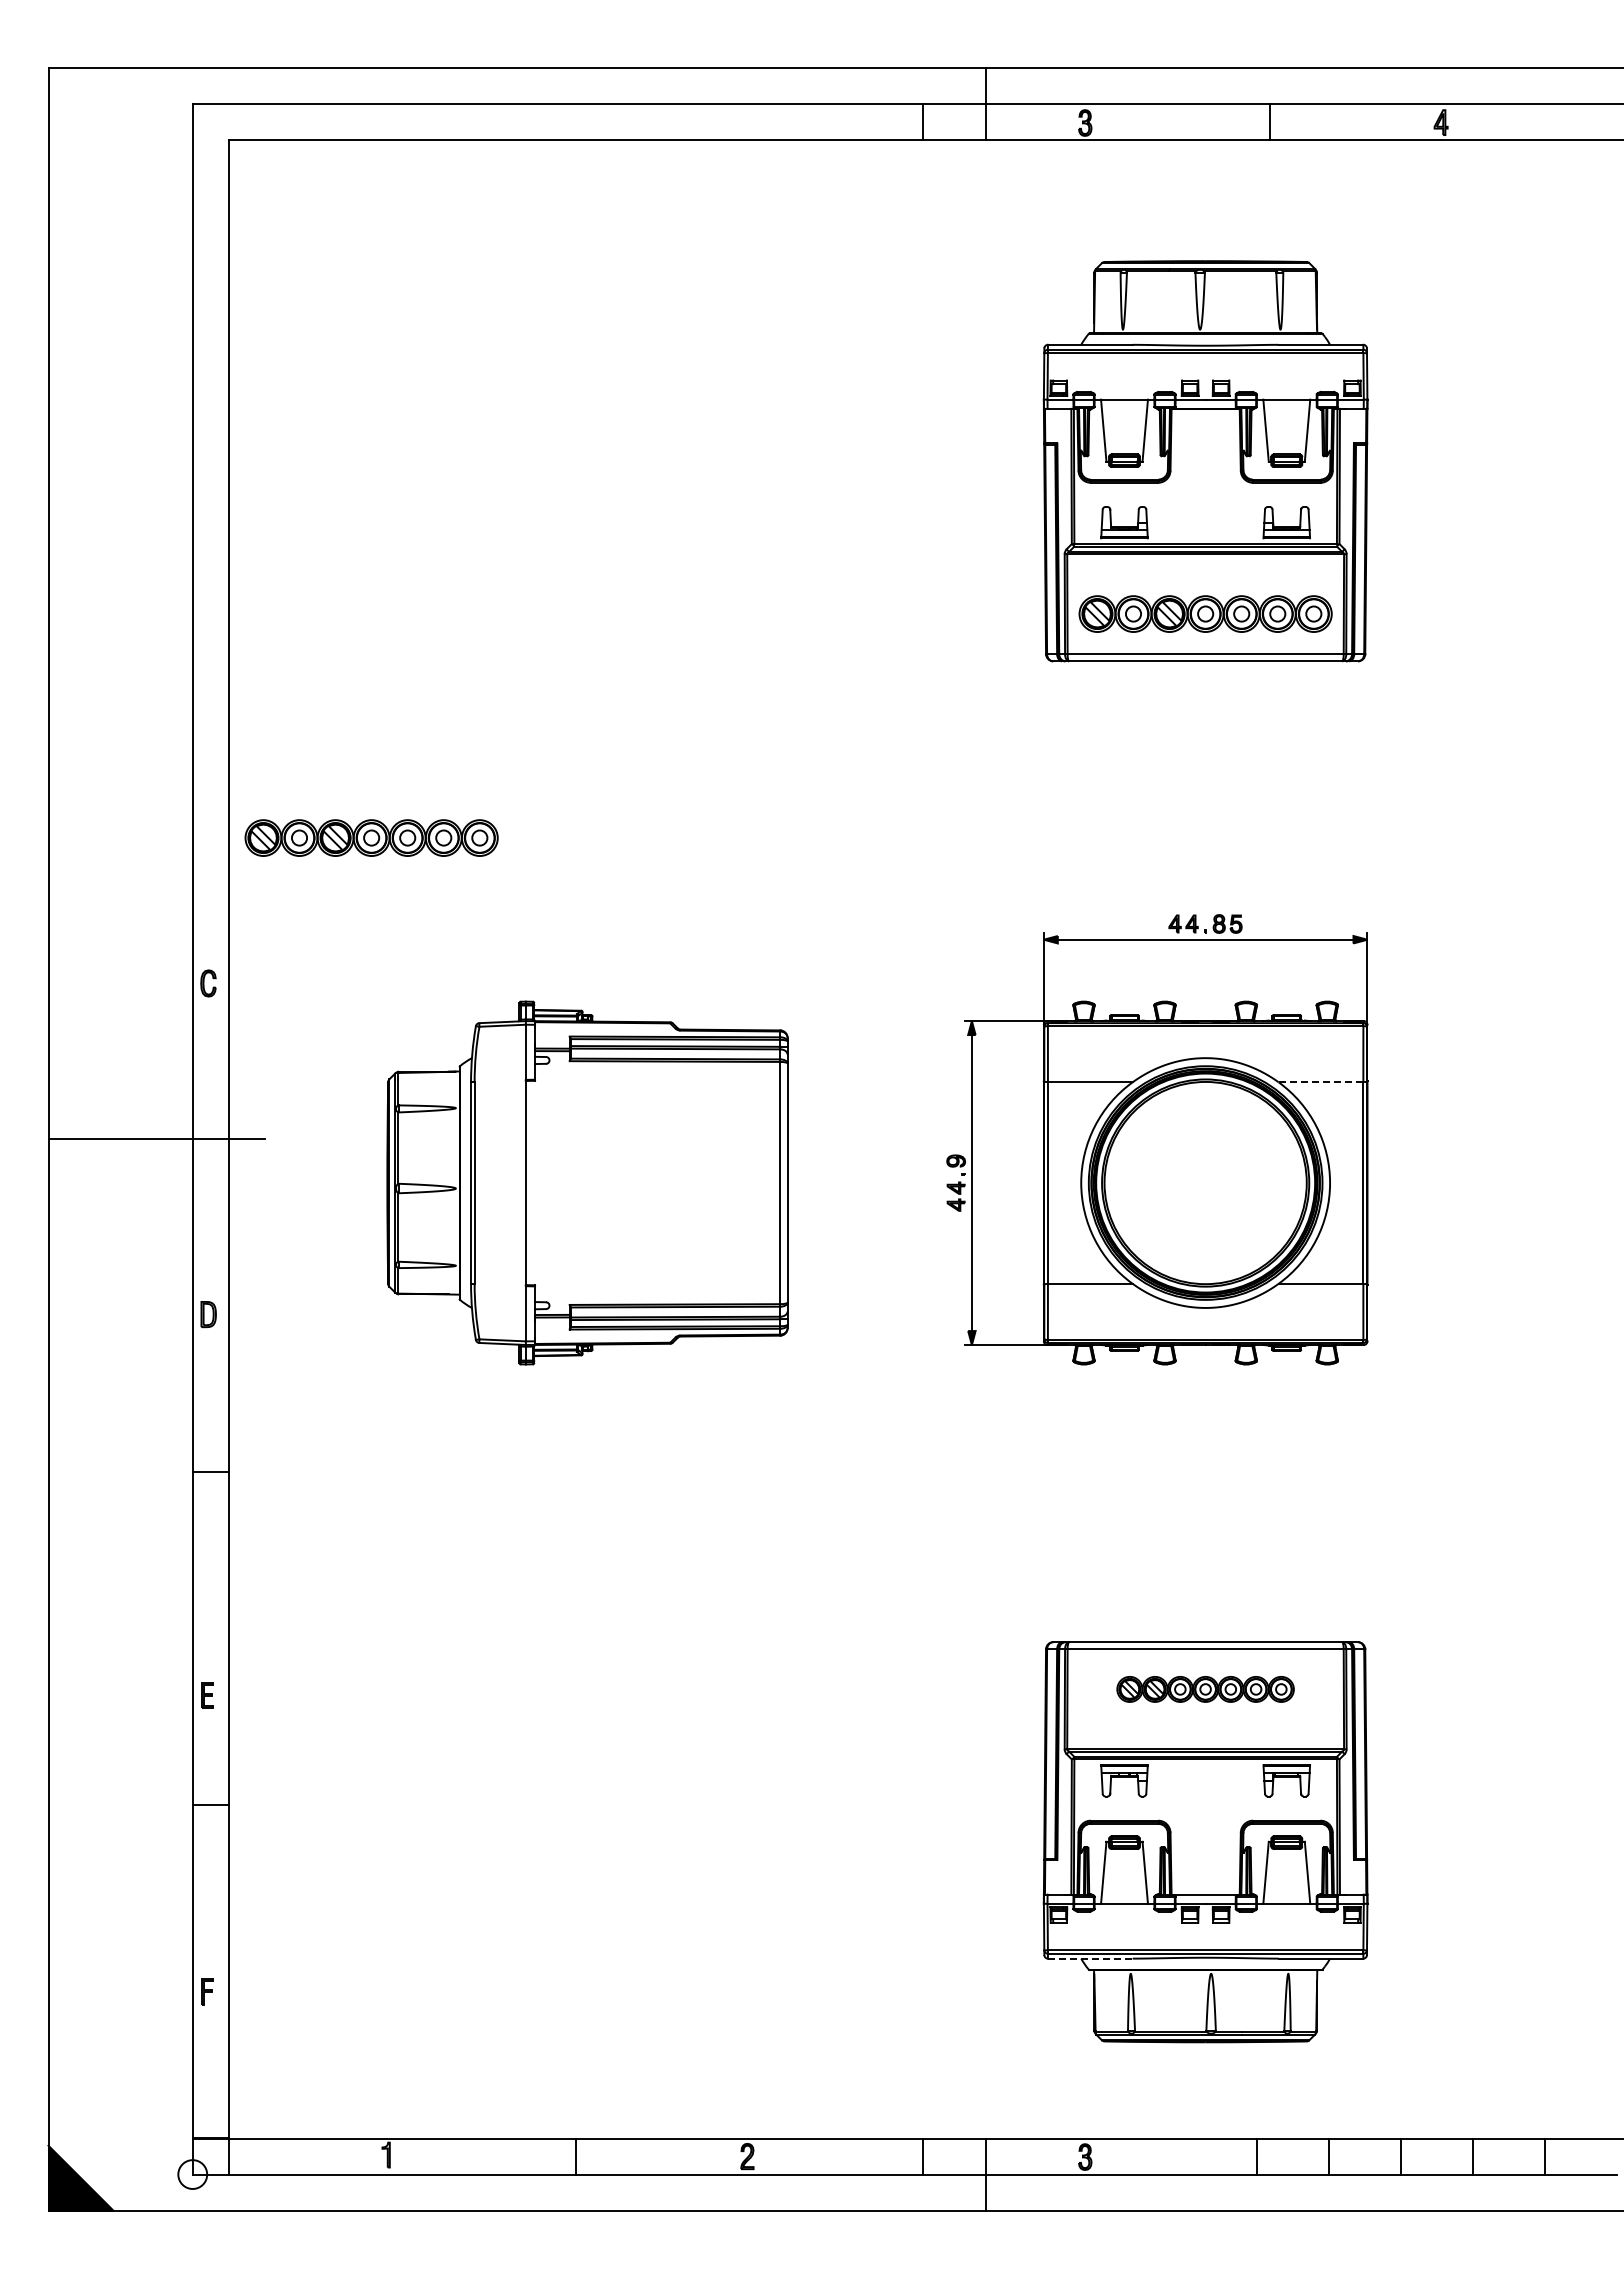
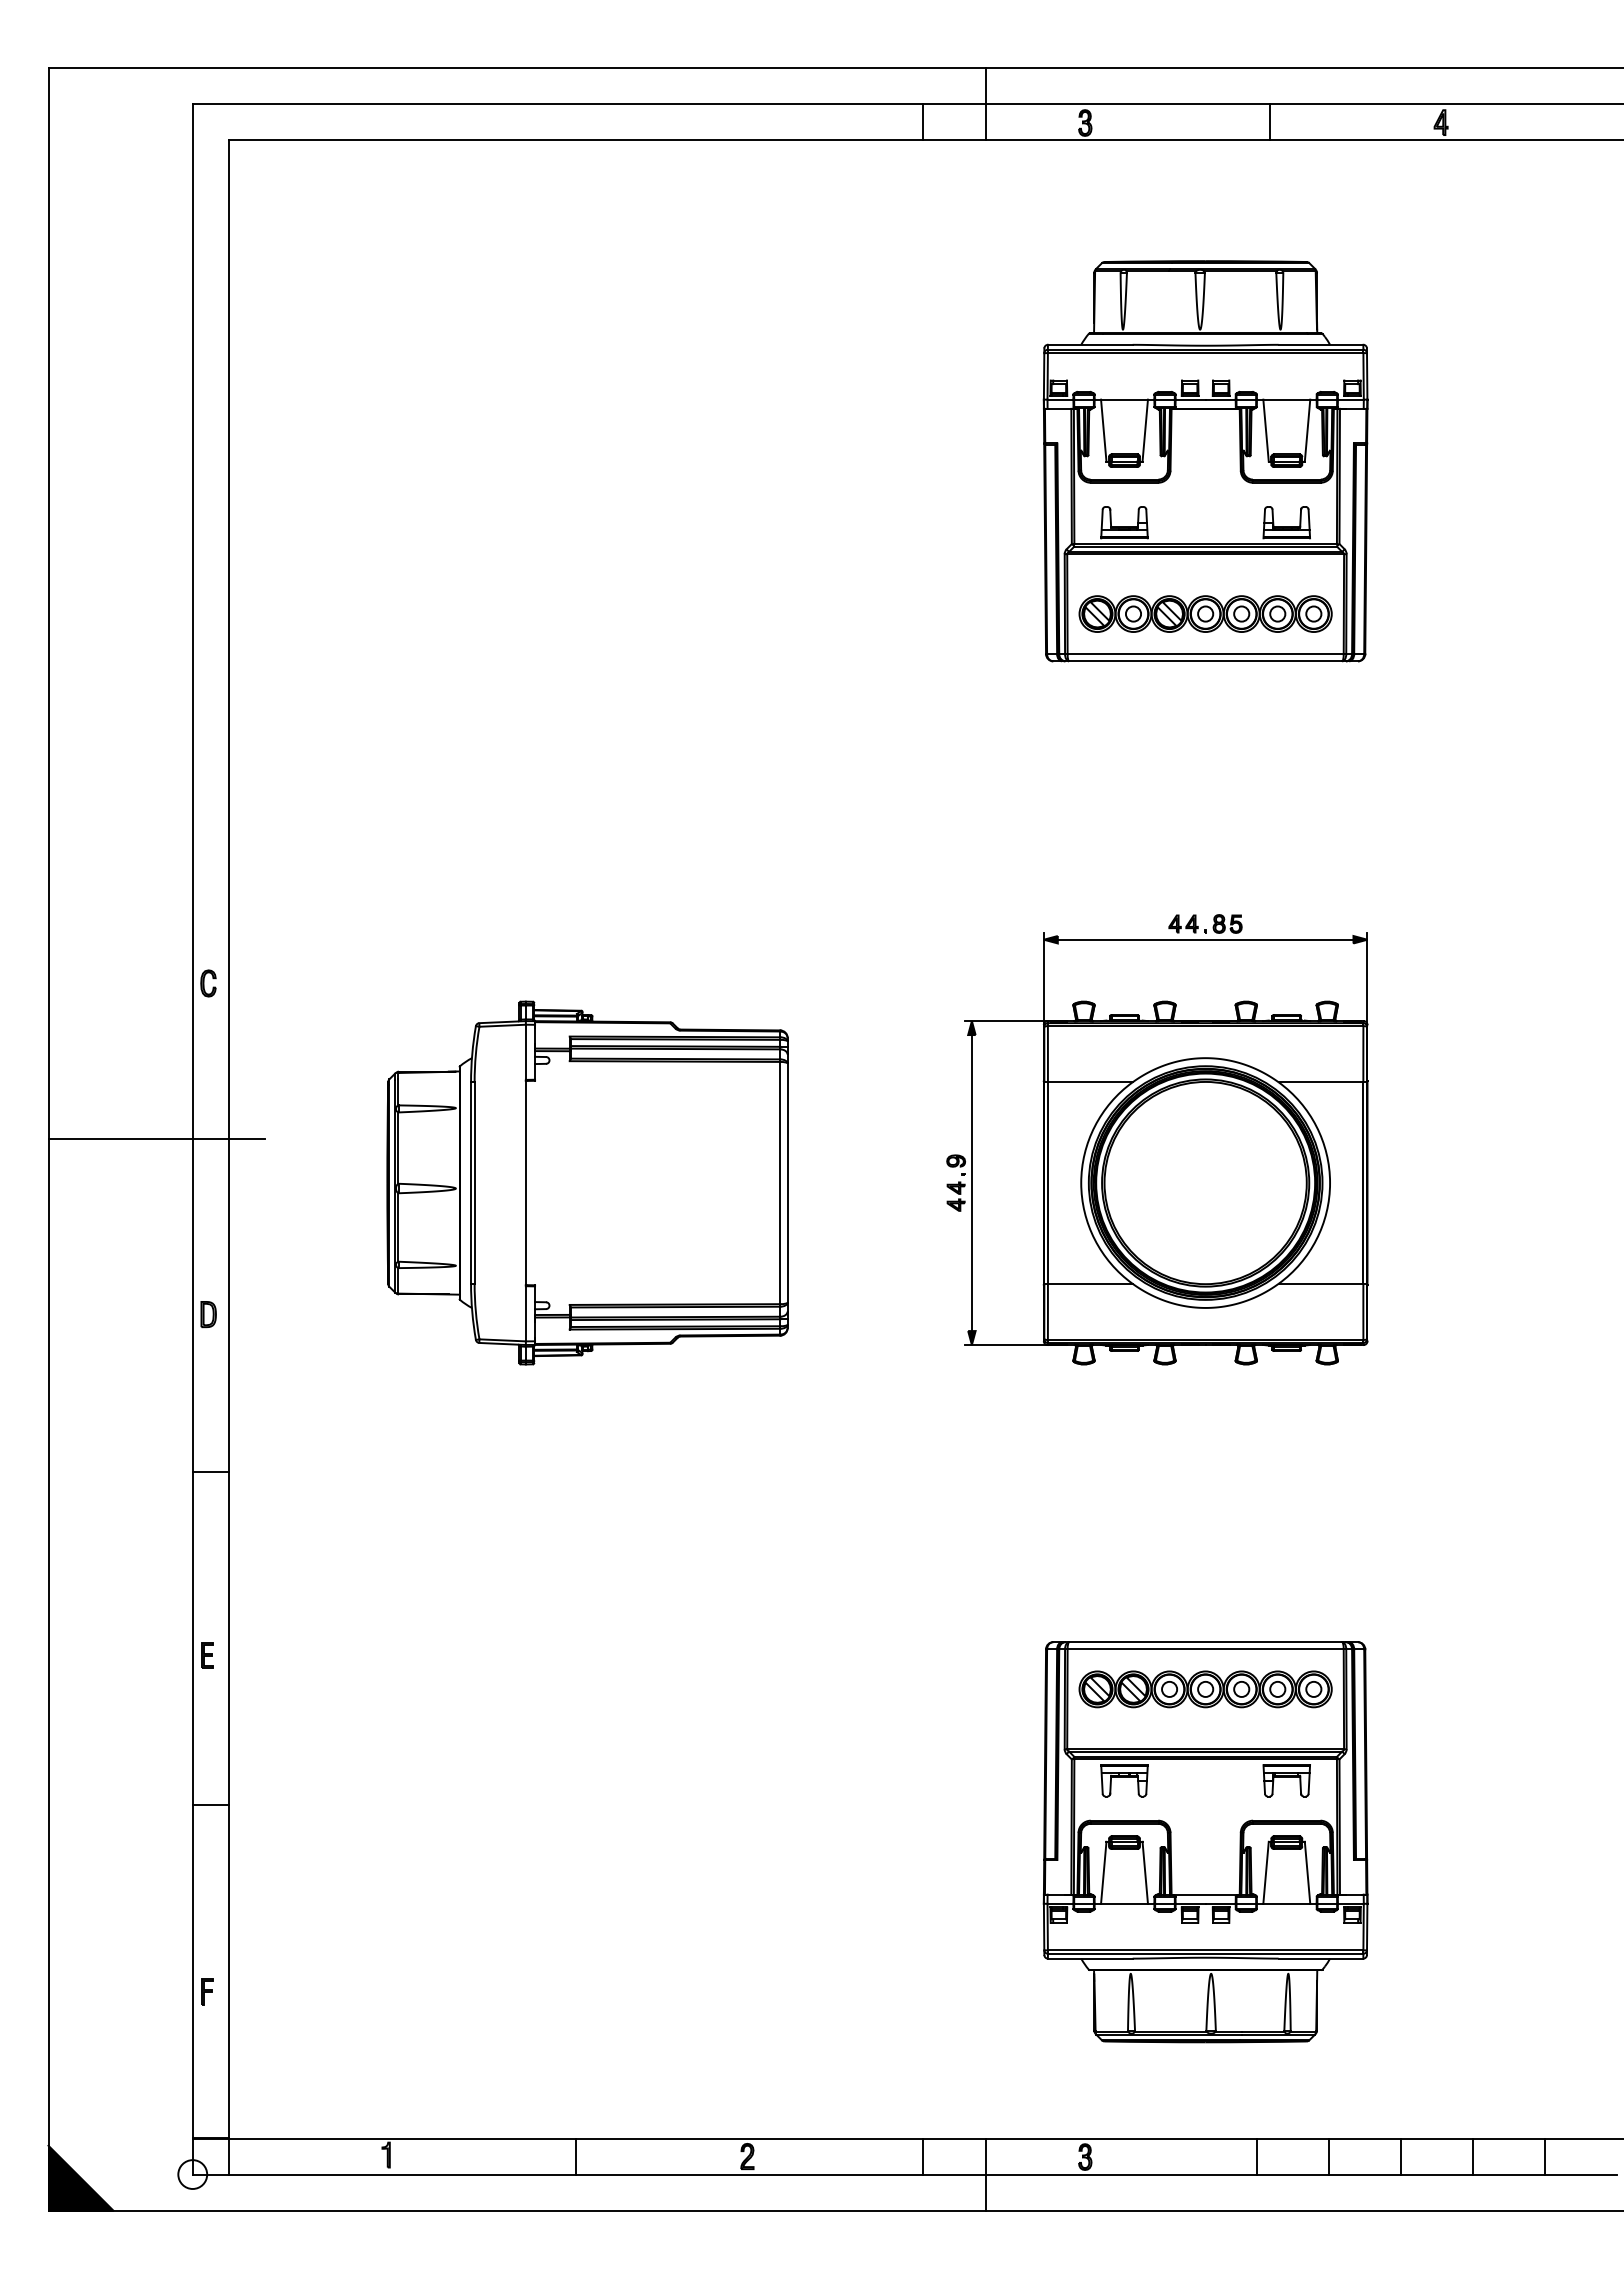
part: present -> none (371, 837)
line: dashed -> solid (1321, 1082)
part size: 179x27 px -> 255x39 px (1205, 1689)
part position: (207, 1695) -> (207, 1655) (207, 1655)
line: dashed -> solid (1090, 1958)
